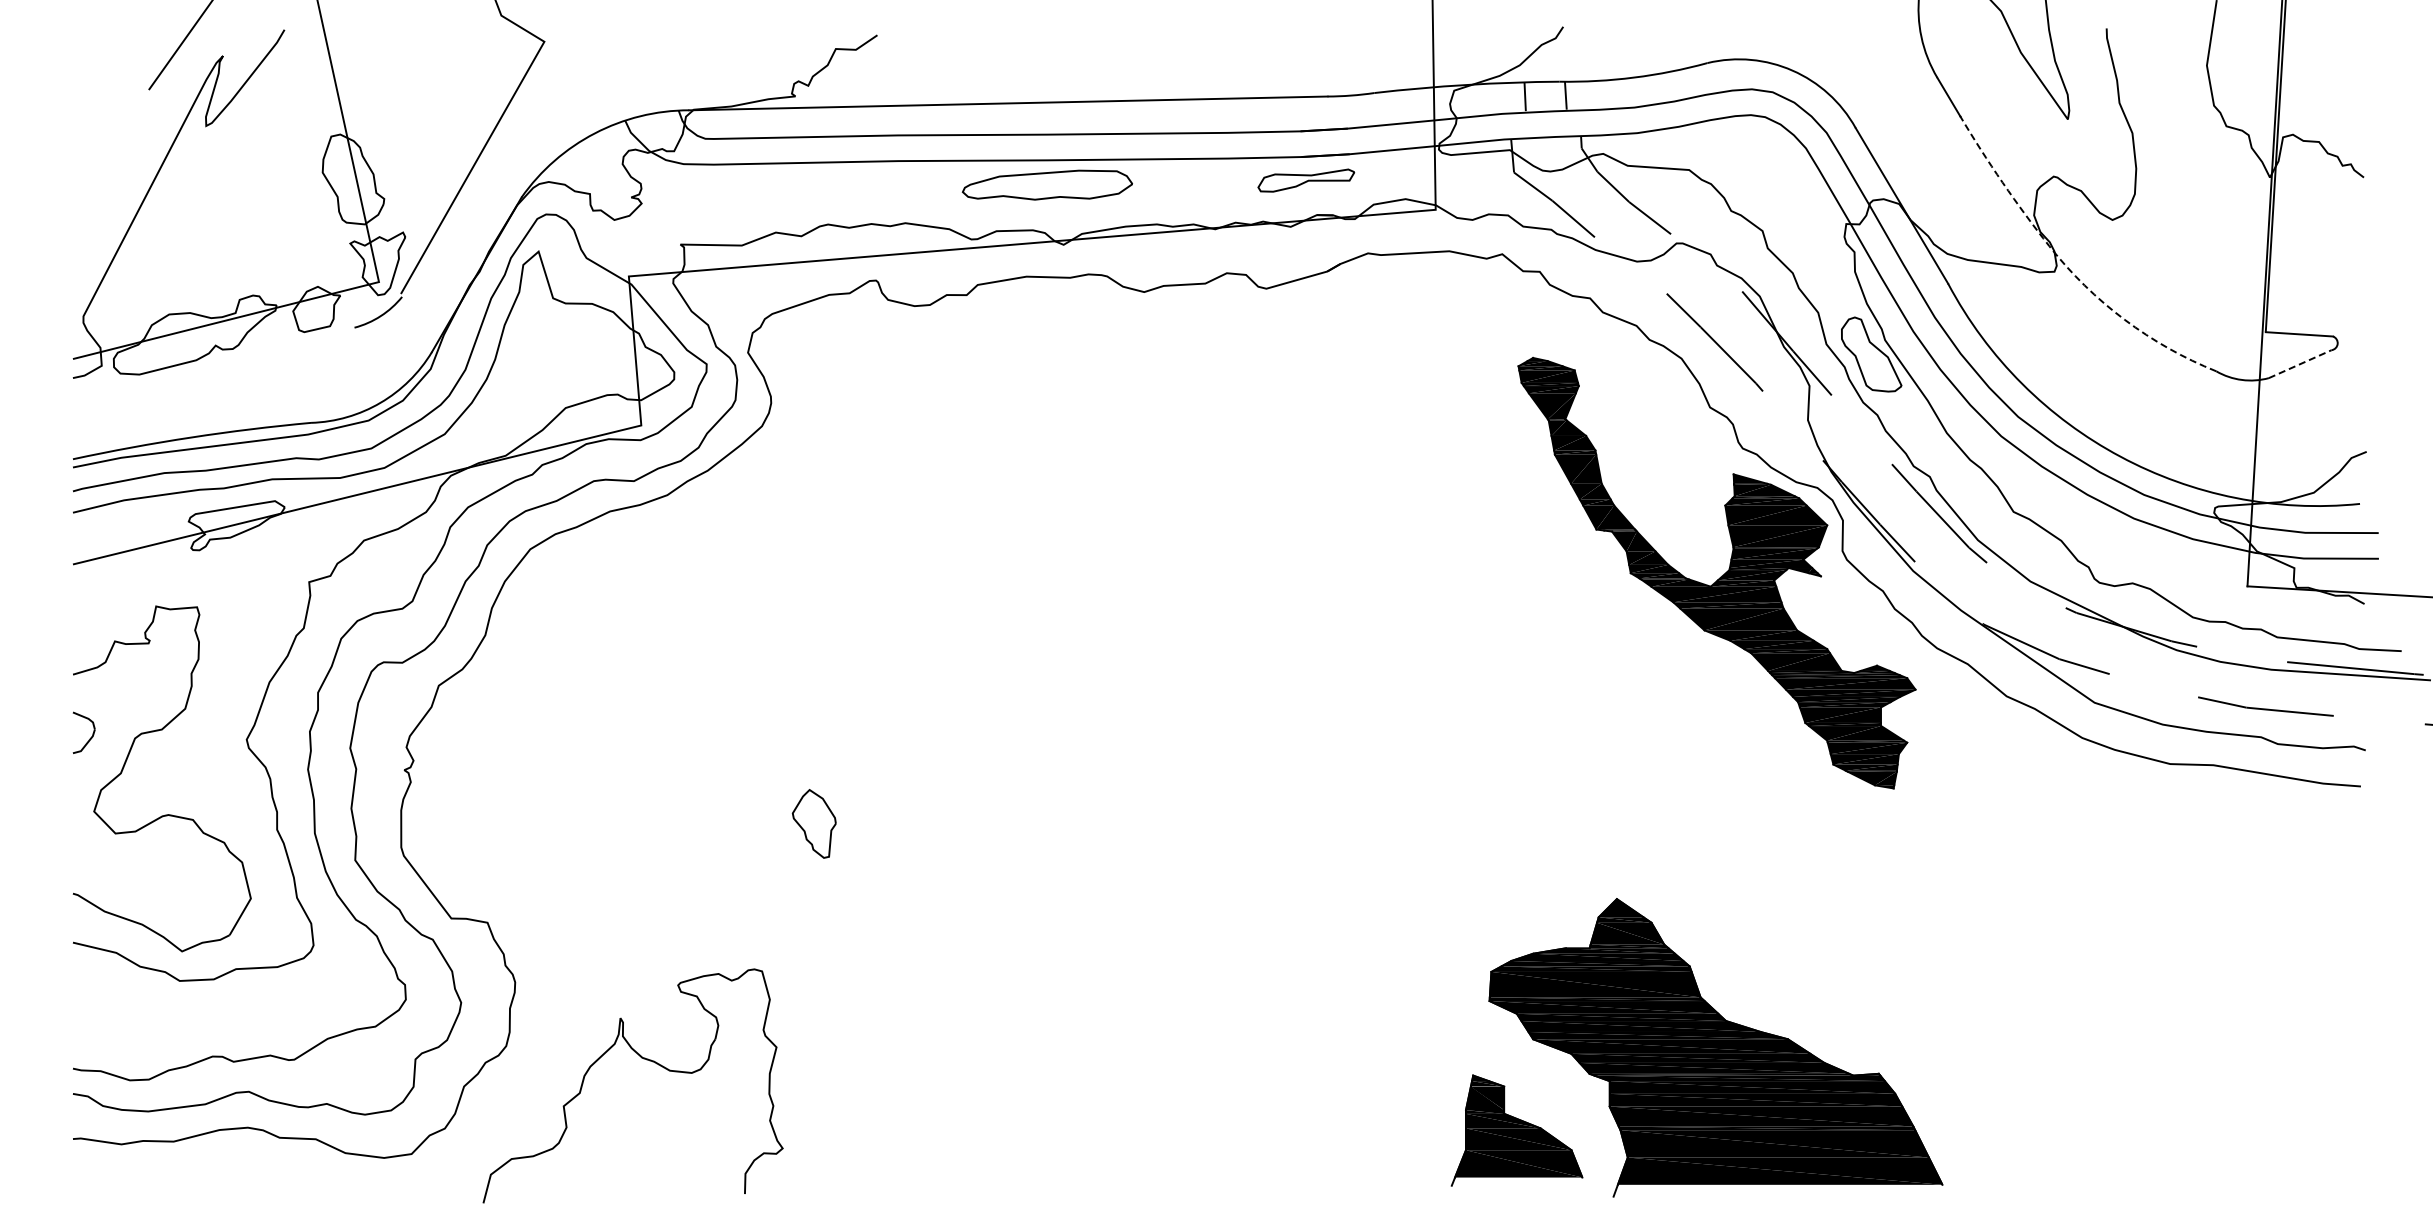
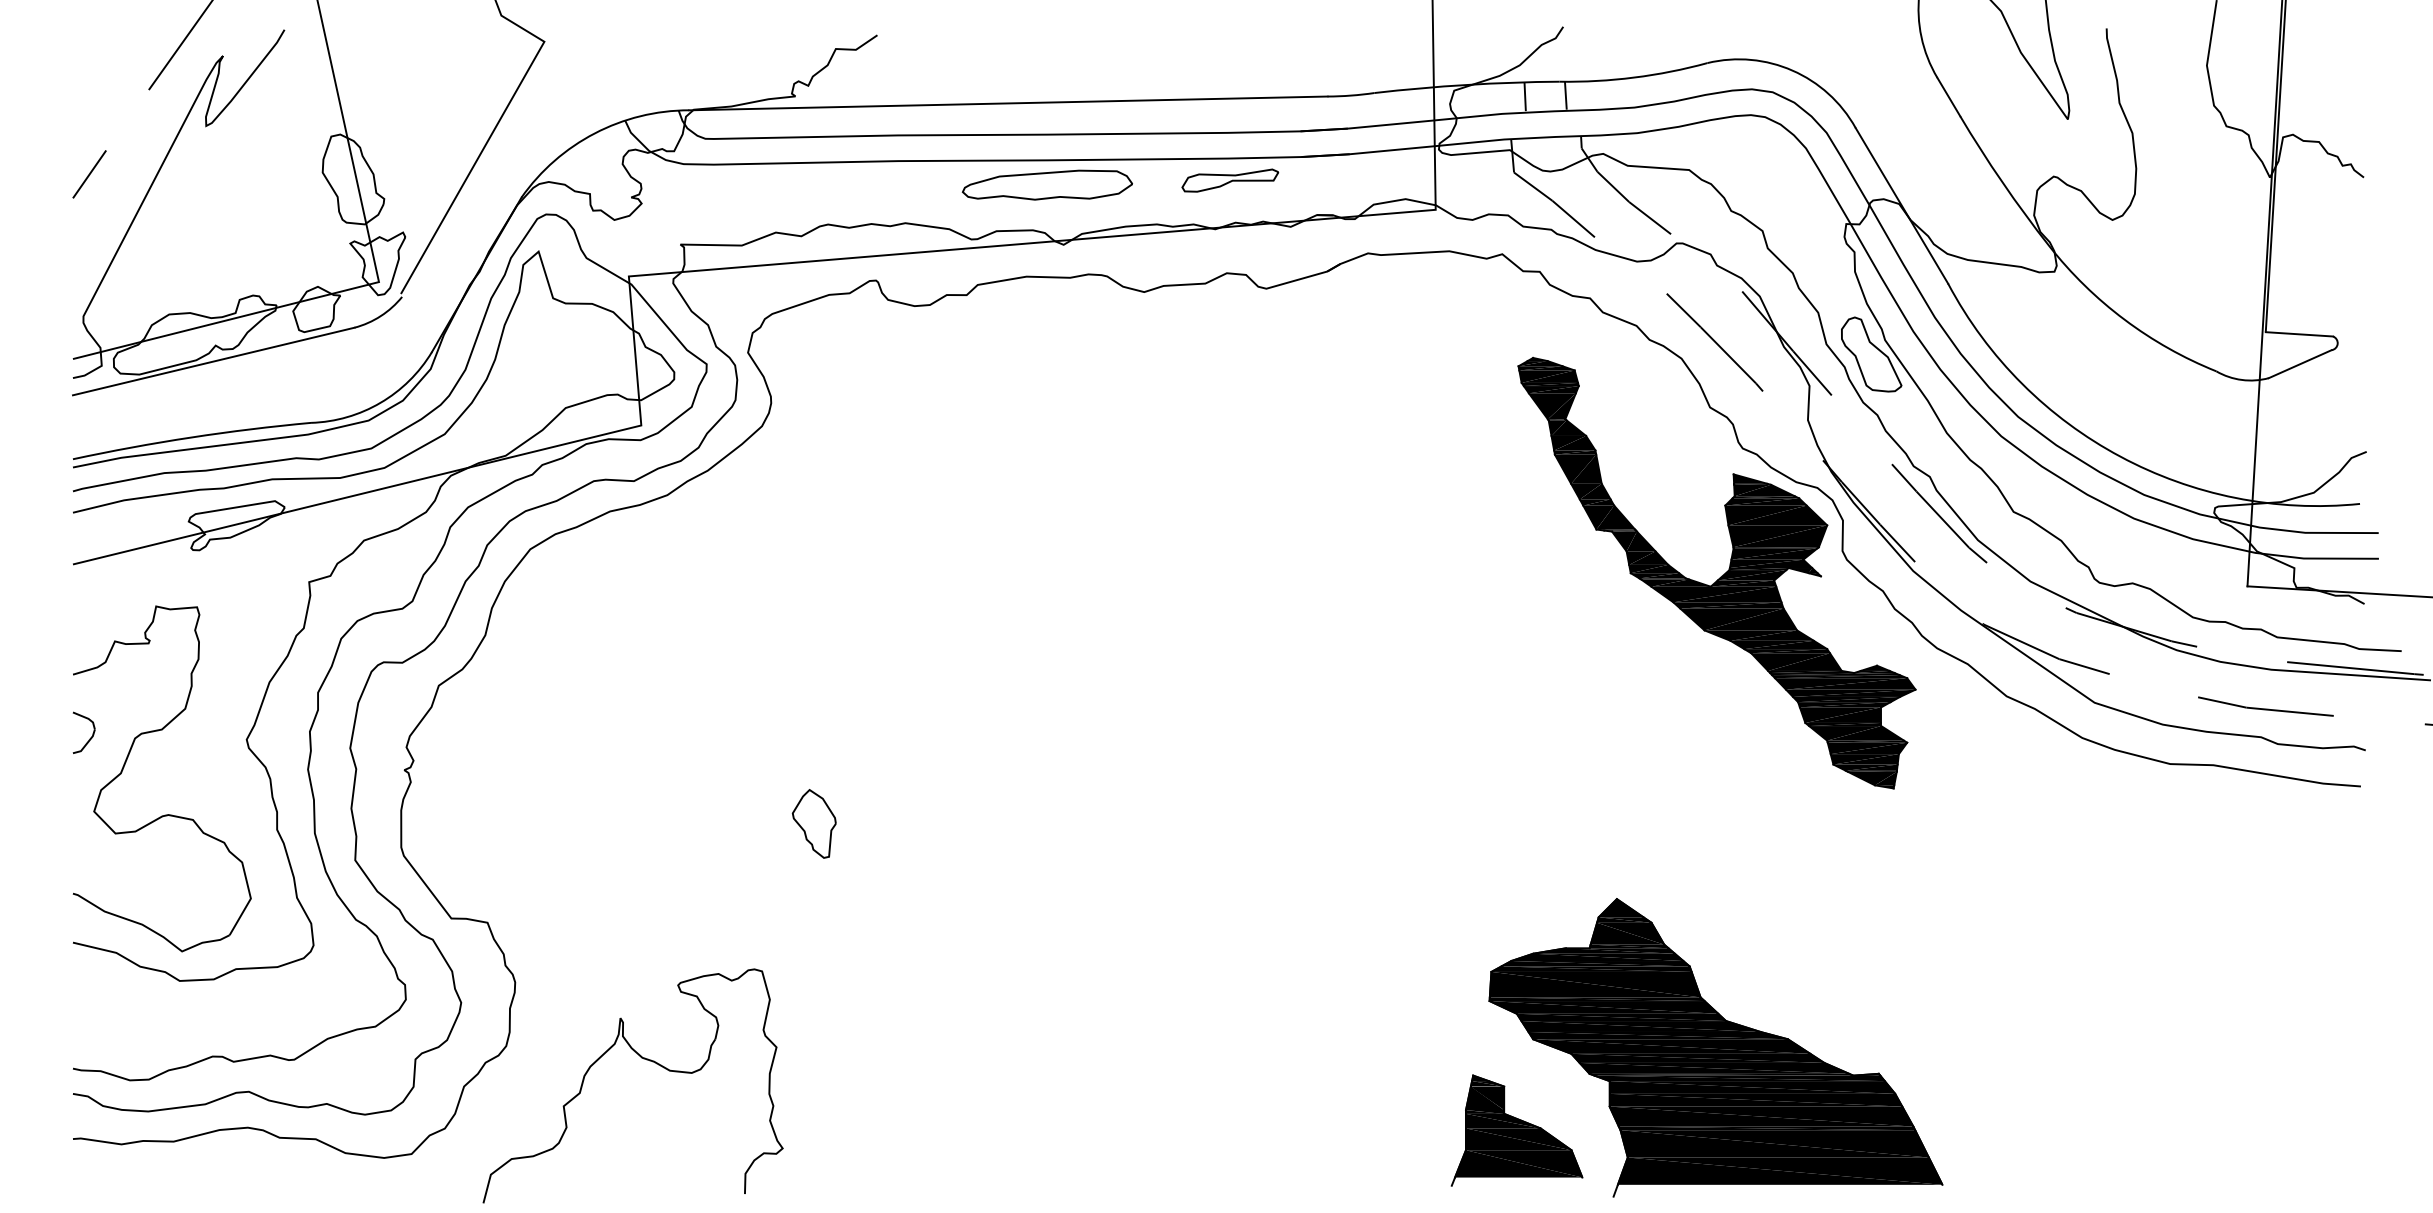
line: none -> present (89, 174)
part position: (1306, 180) -> (1230, 180) (1230, 180)
line: dashed -> solid (2069, 269)
line: none -> present (213, 361)
line: dashed -> solid (2300, 363)
